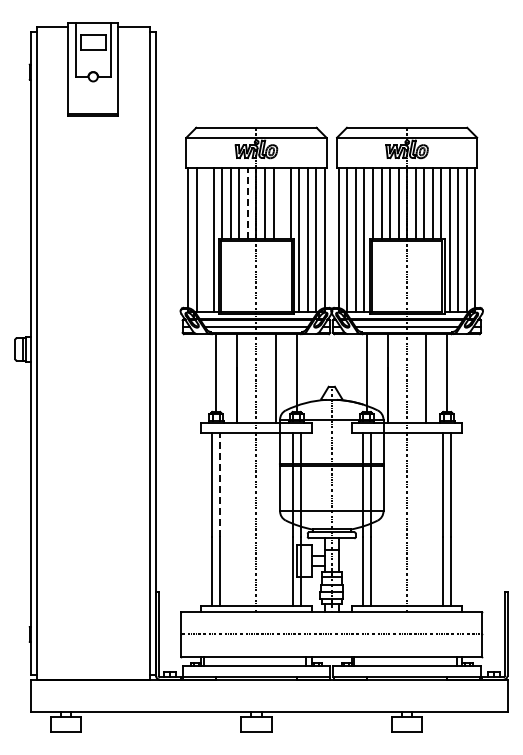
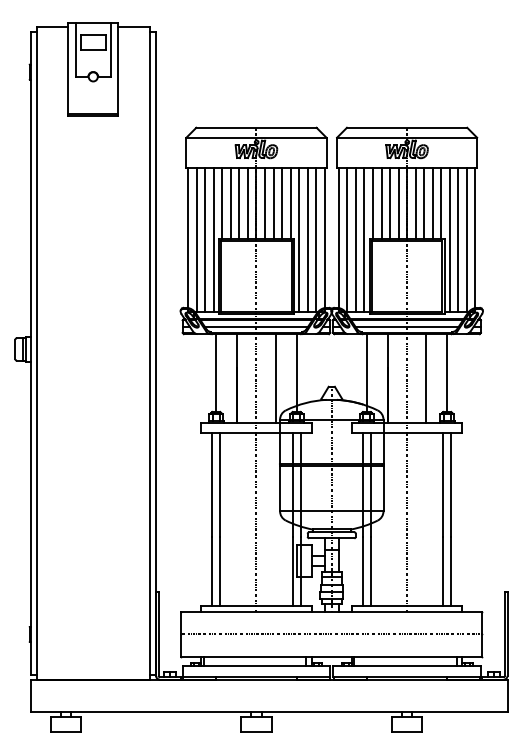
line: none -> present (282, 202)
line: dashed -> solid (247, 203)
line: none -> present (205, 239)
line: dashed -> solid (220, 484)
